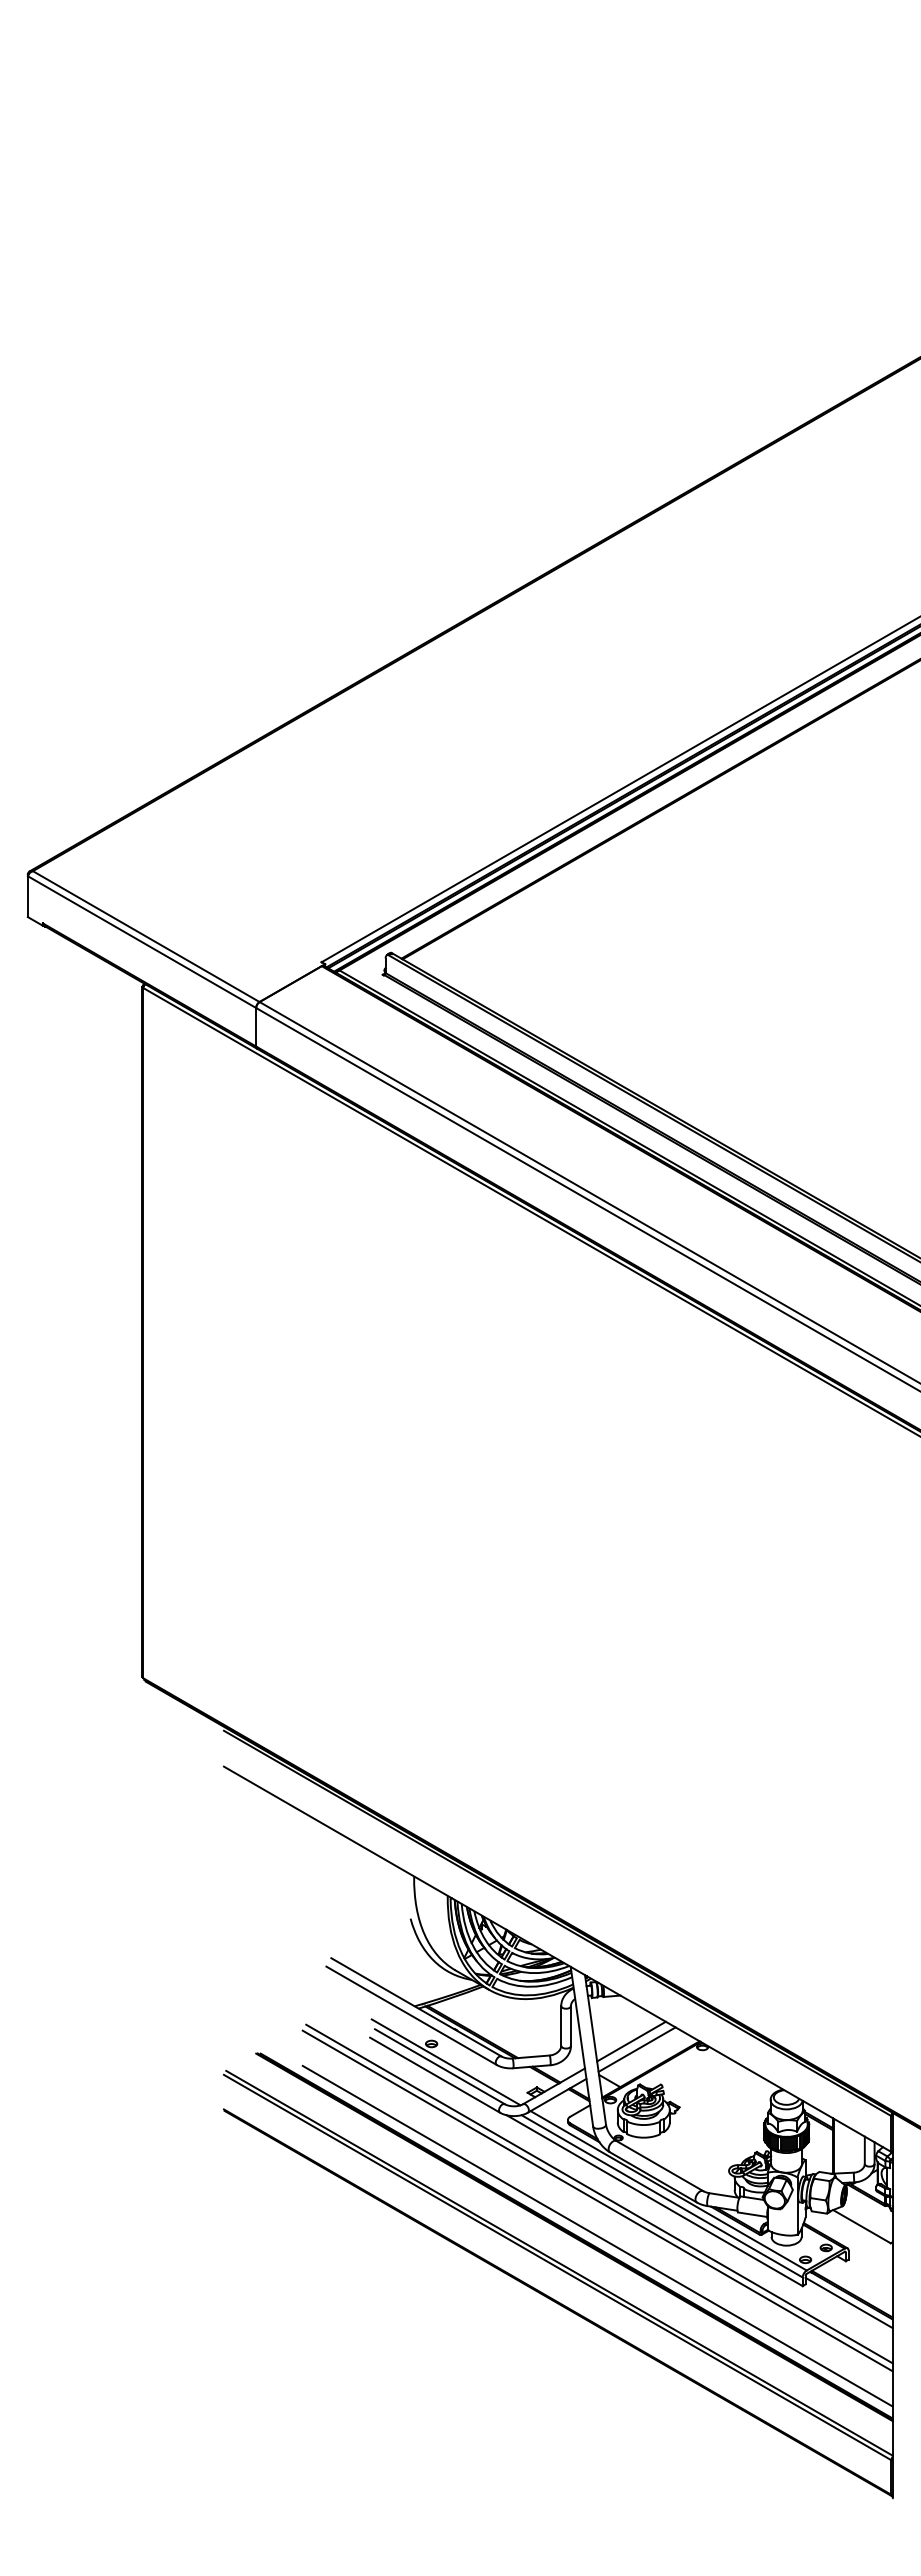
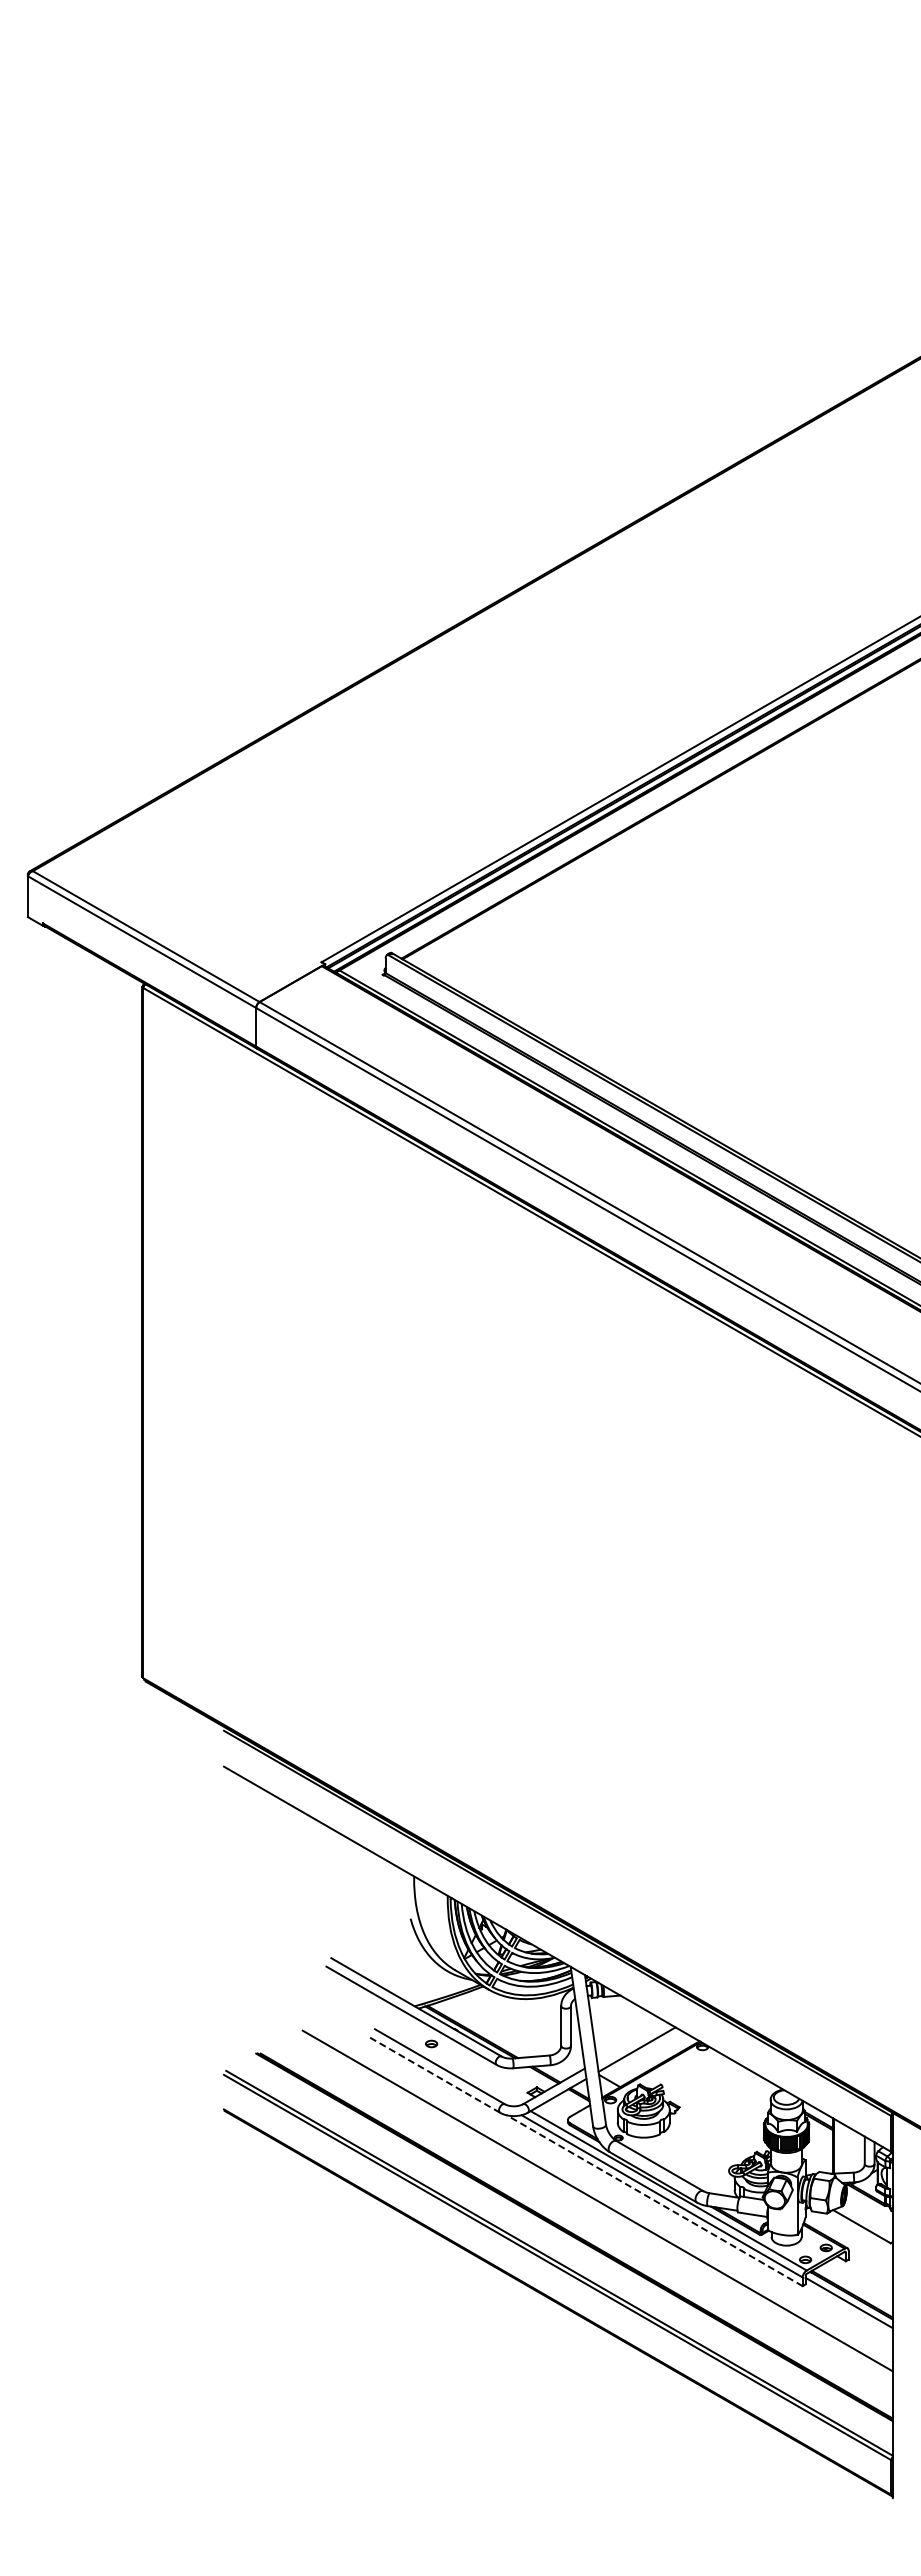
line: present -> none (631, 2041)
line: present -> none (445, 2062)
line: solid -> dashed (435, 2075)
line: present -> none (599, 2193)
line: solid -> dashed (654, 2200)
line: present -> none (597, 2235)
